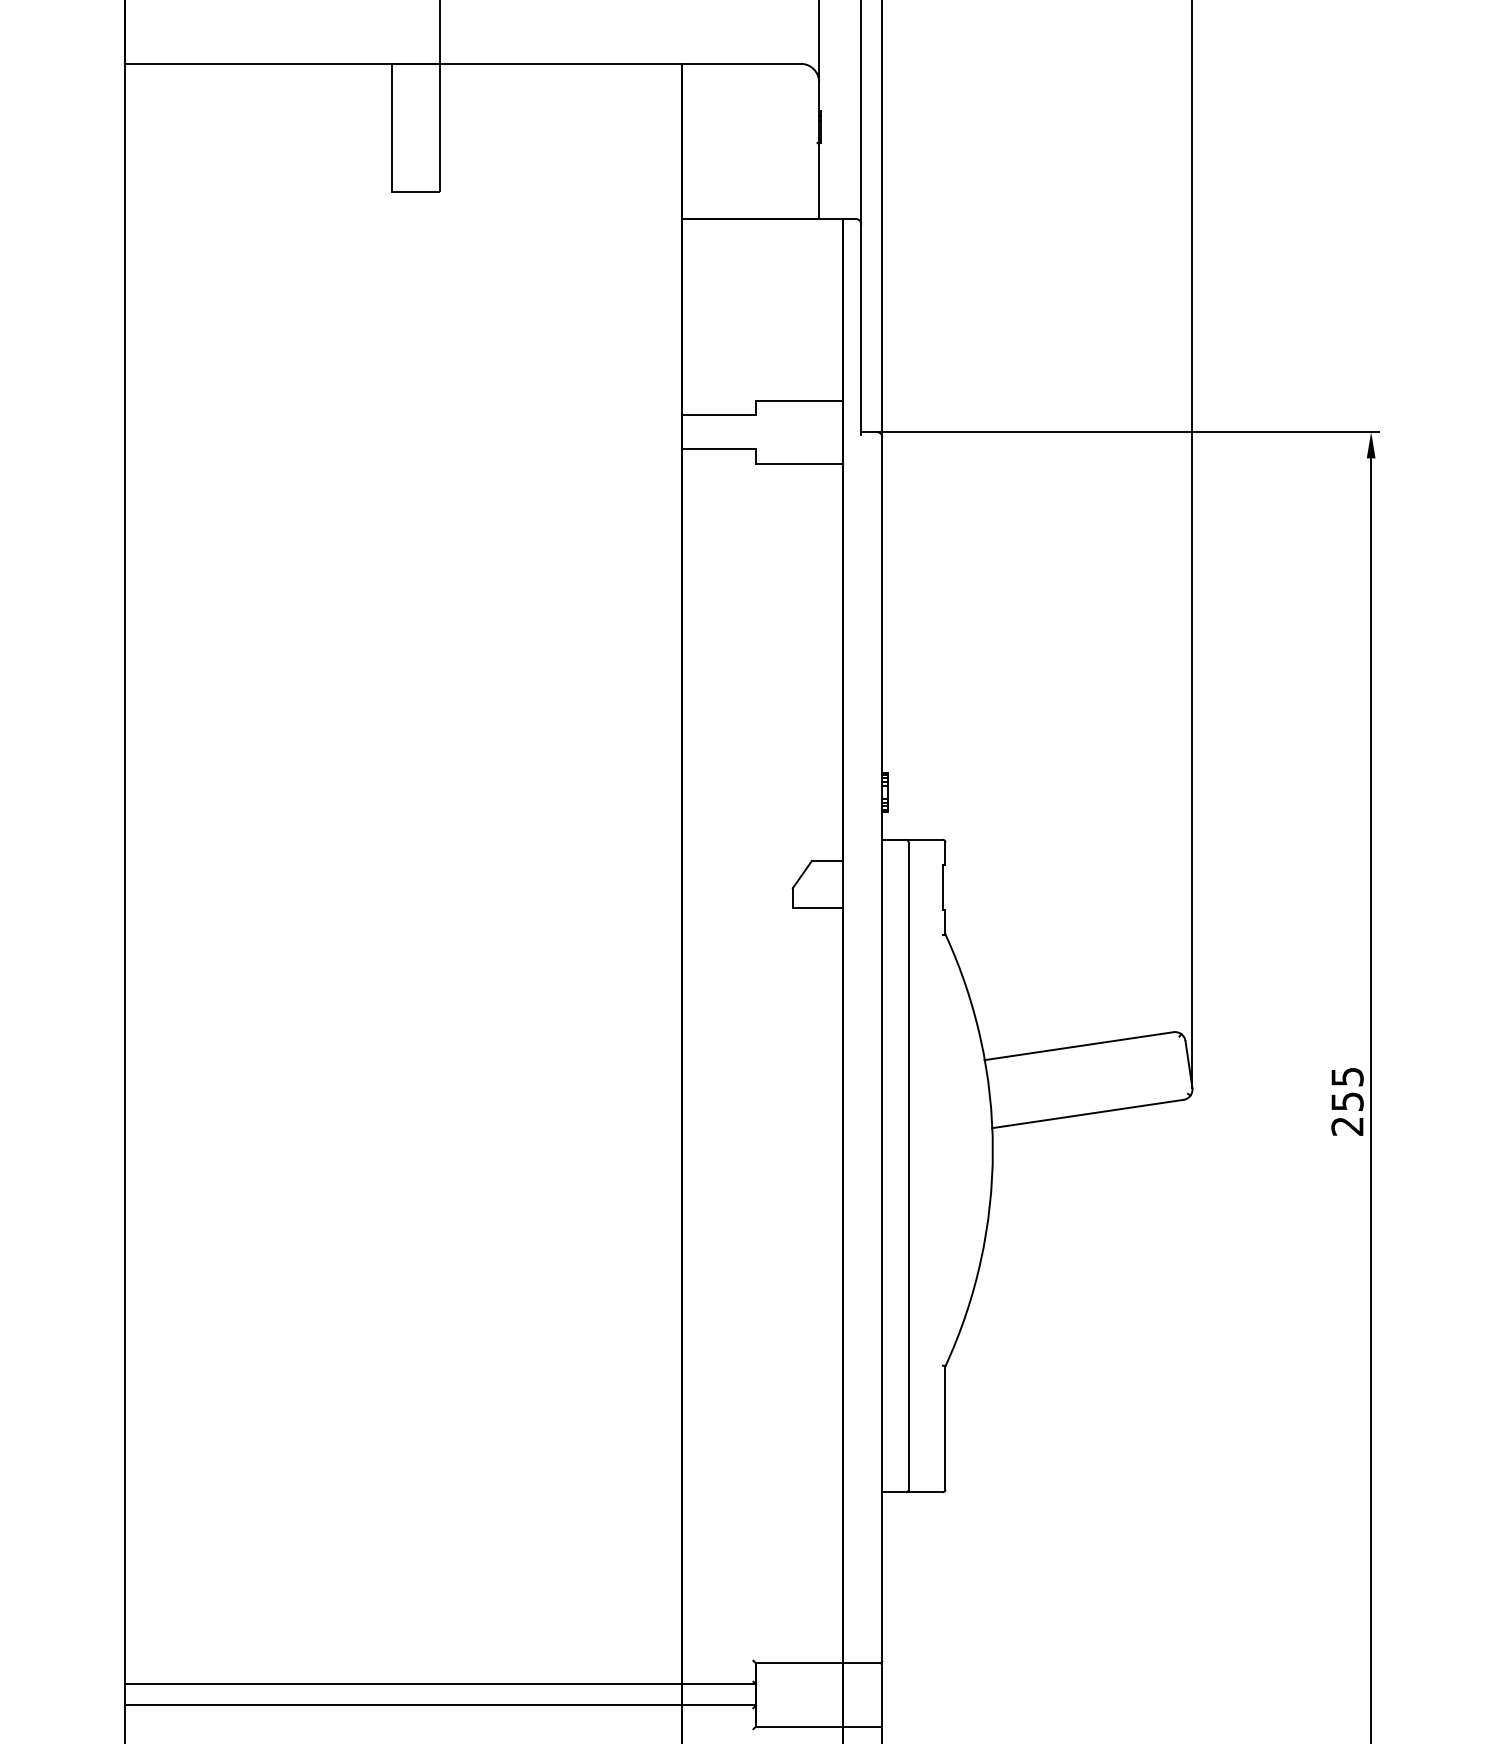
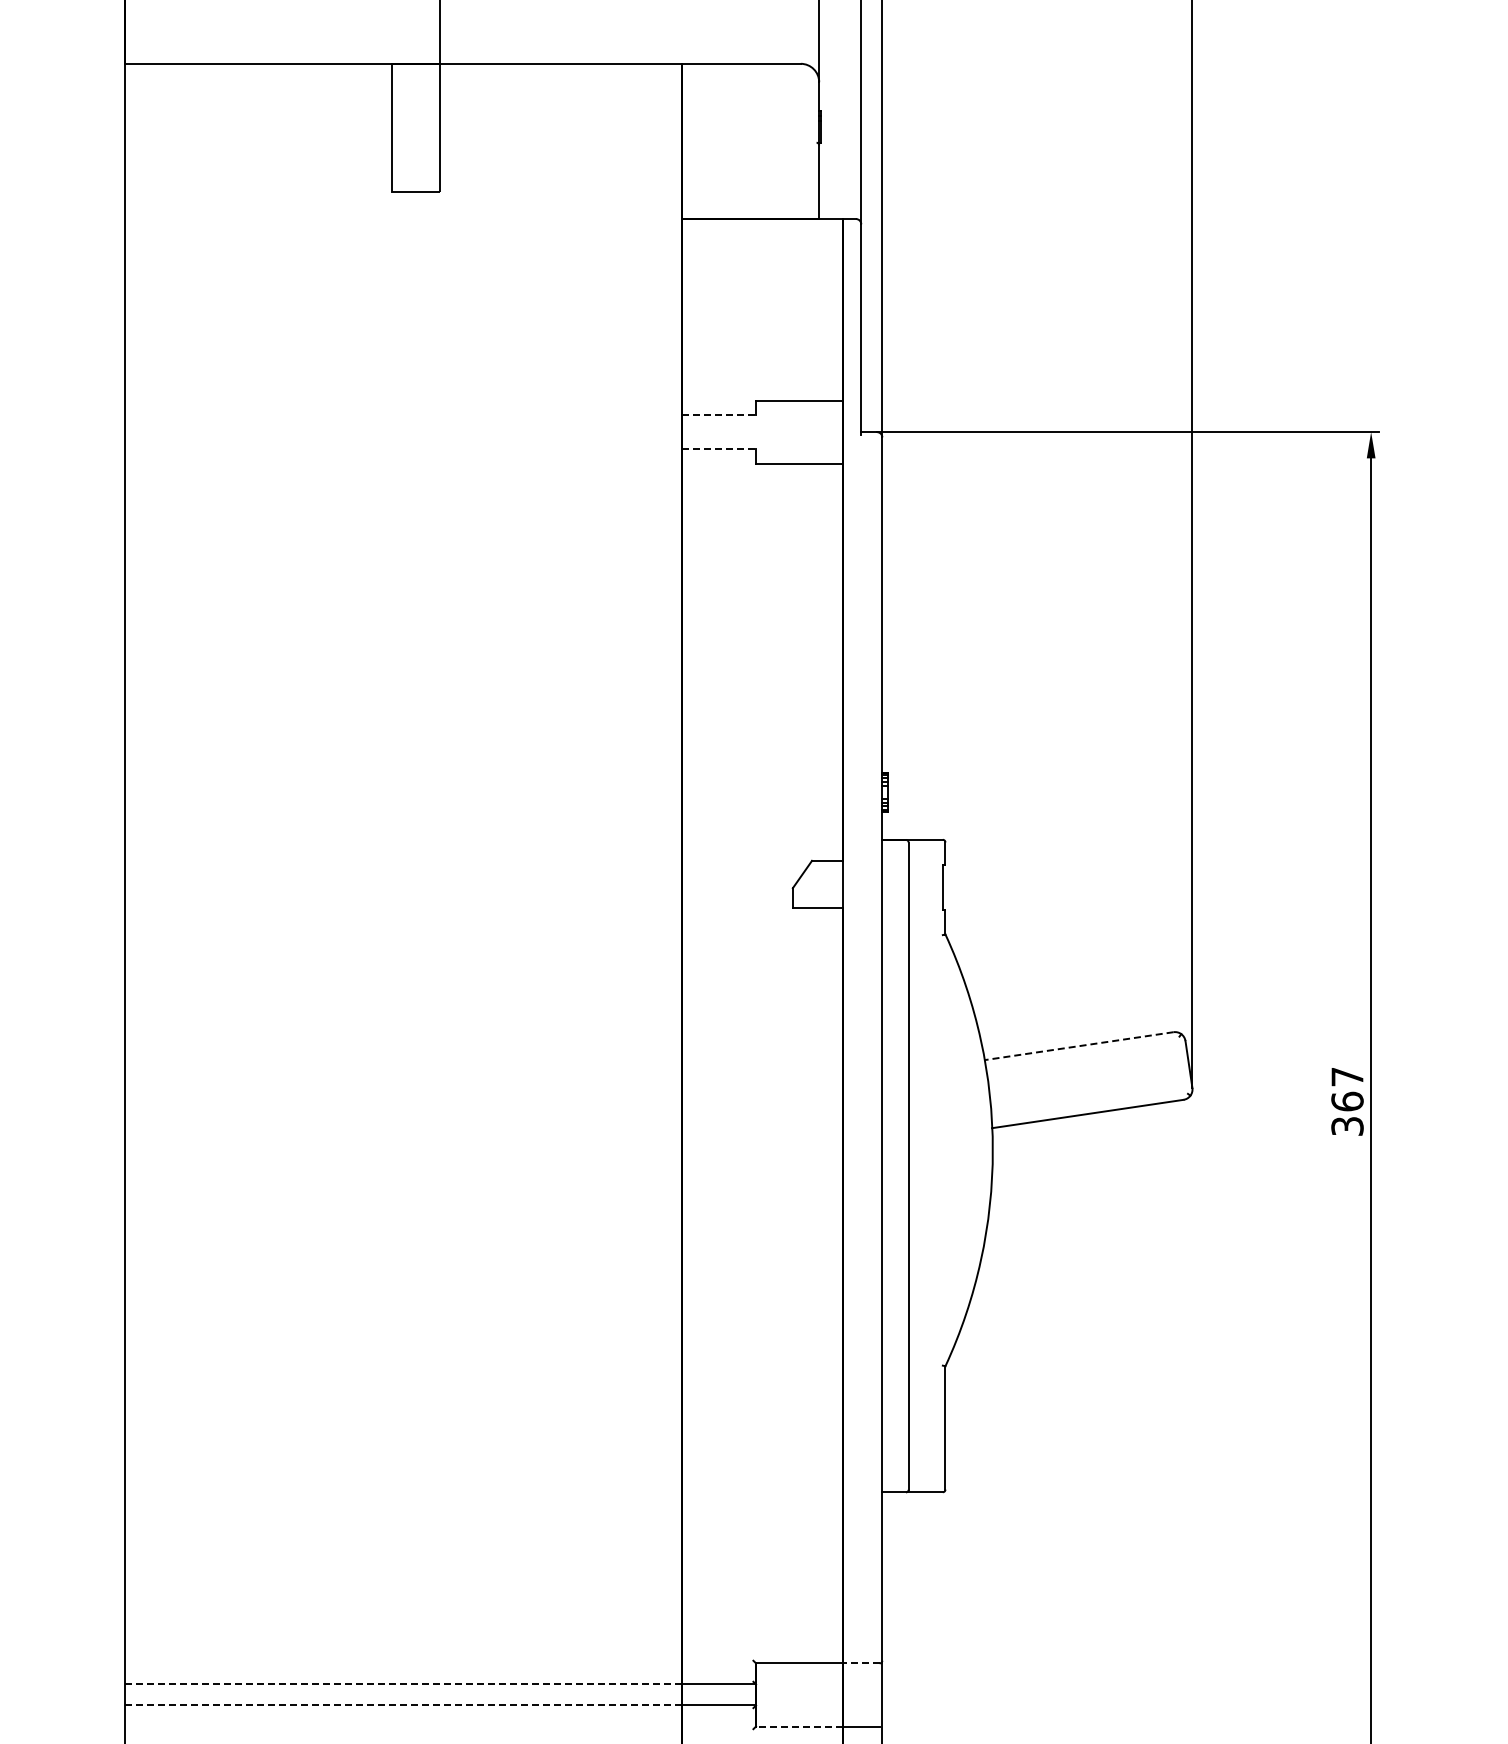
line: solid -> dashed (719, 415)
line: solid -> dashed (719, 449)
line: solid -> dashed (1079, 1046)
text: 255 -> 367 (1347, 1101)
line: solid -> dashed (860, 1663)
line: solid -> dashed (403, 1684)
line: solid -> dashed (403, 1705)
line: solid -> dashed (798, 1726)
